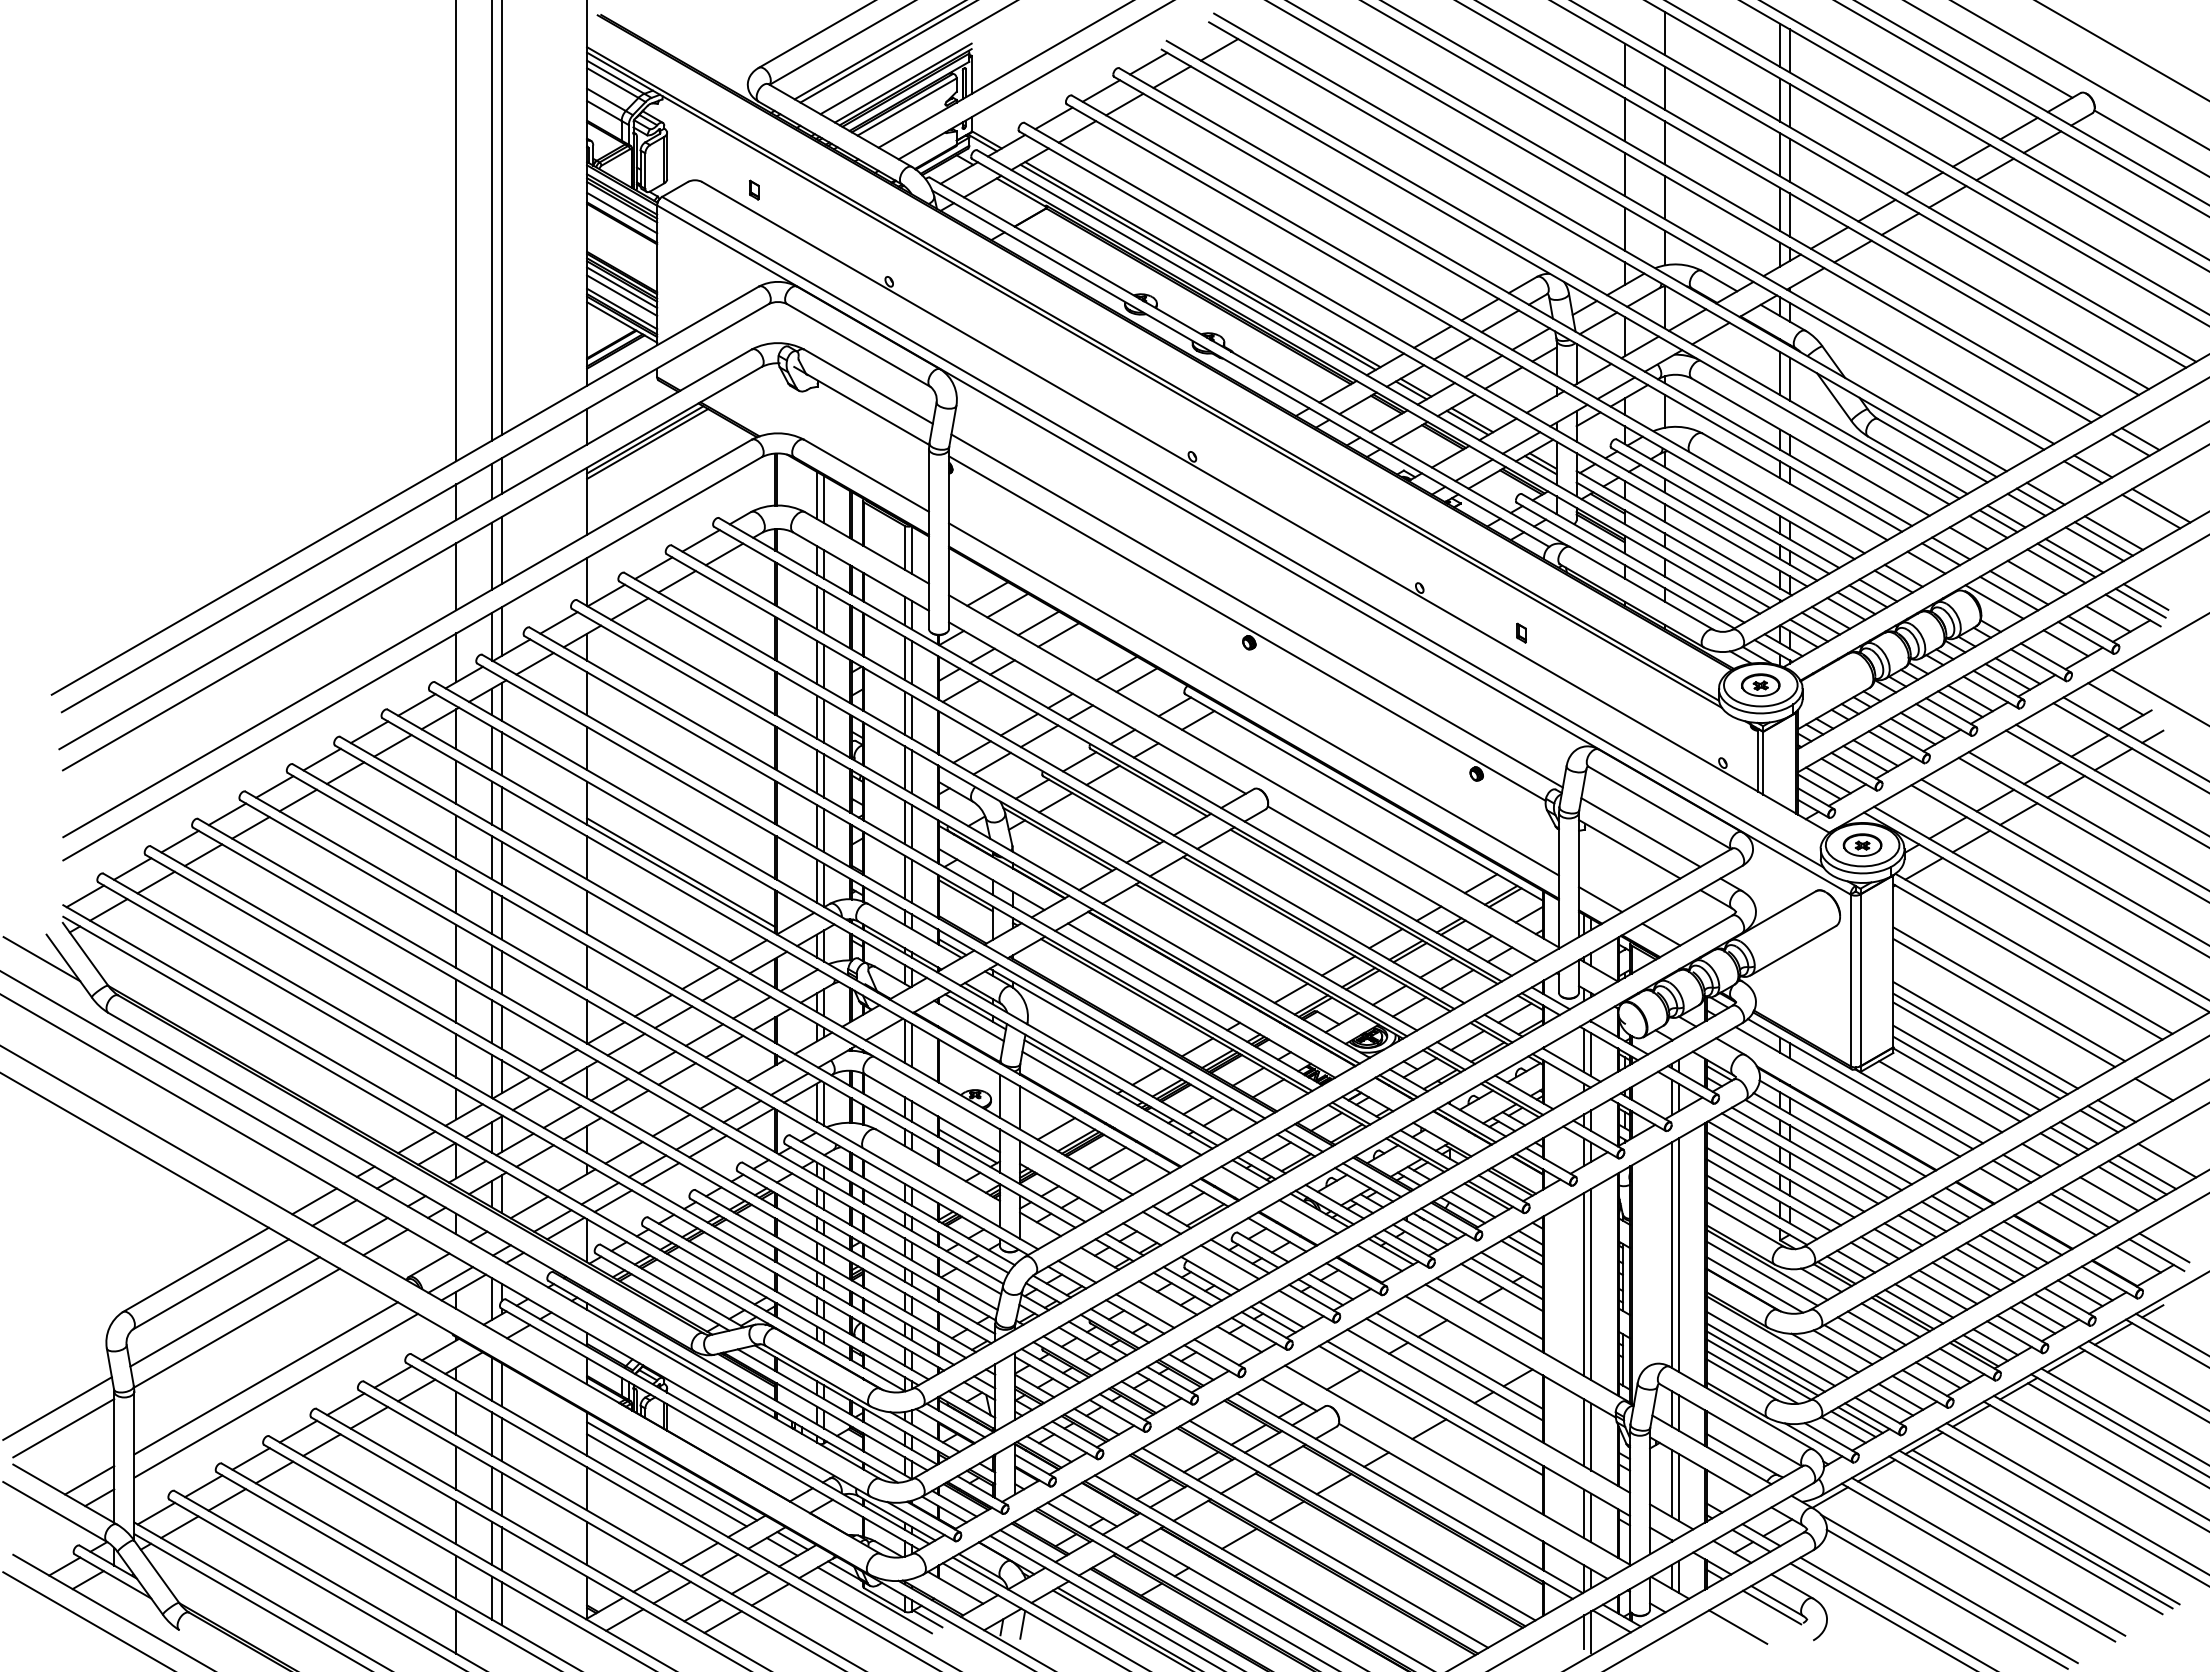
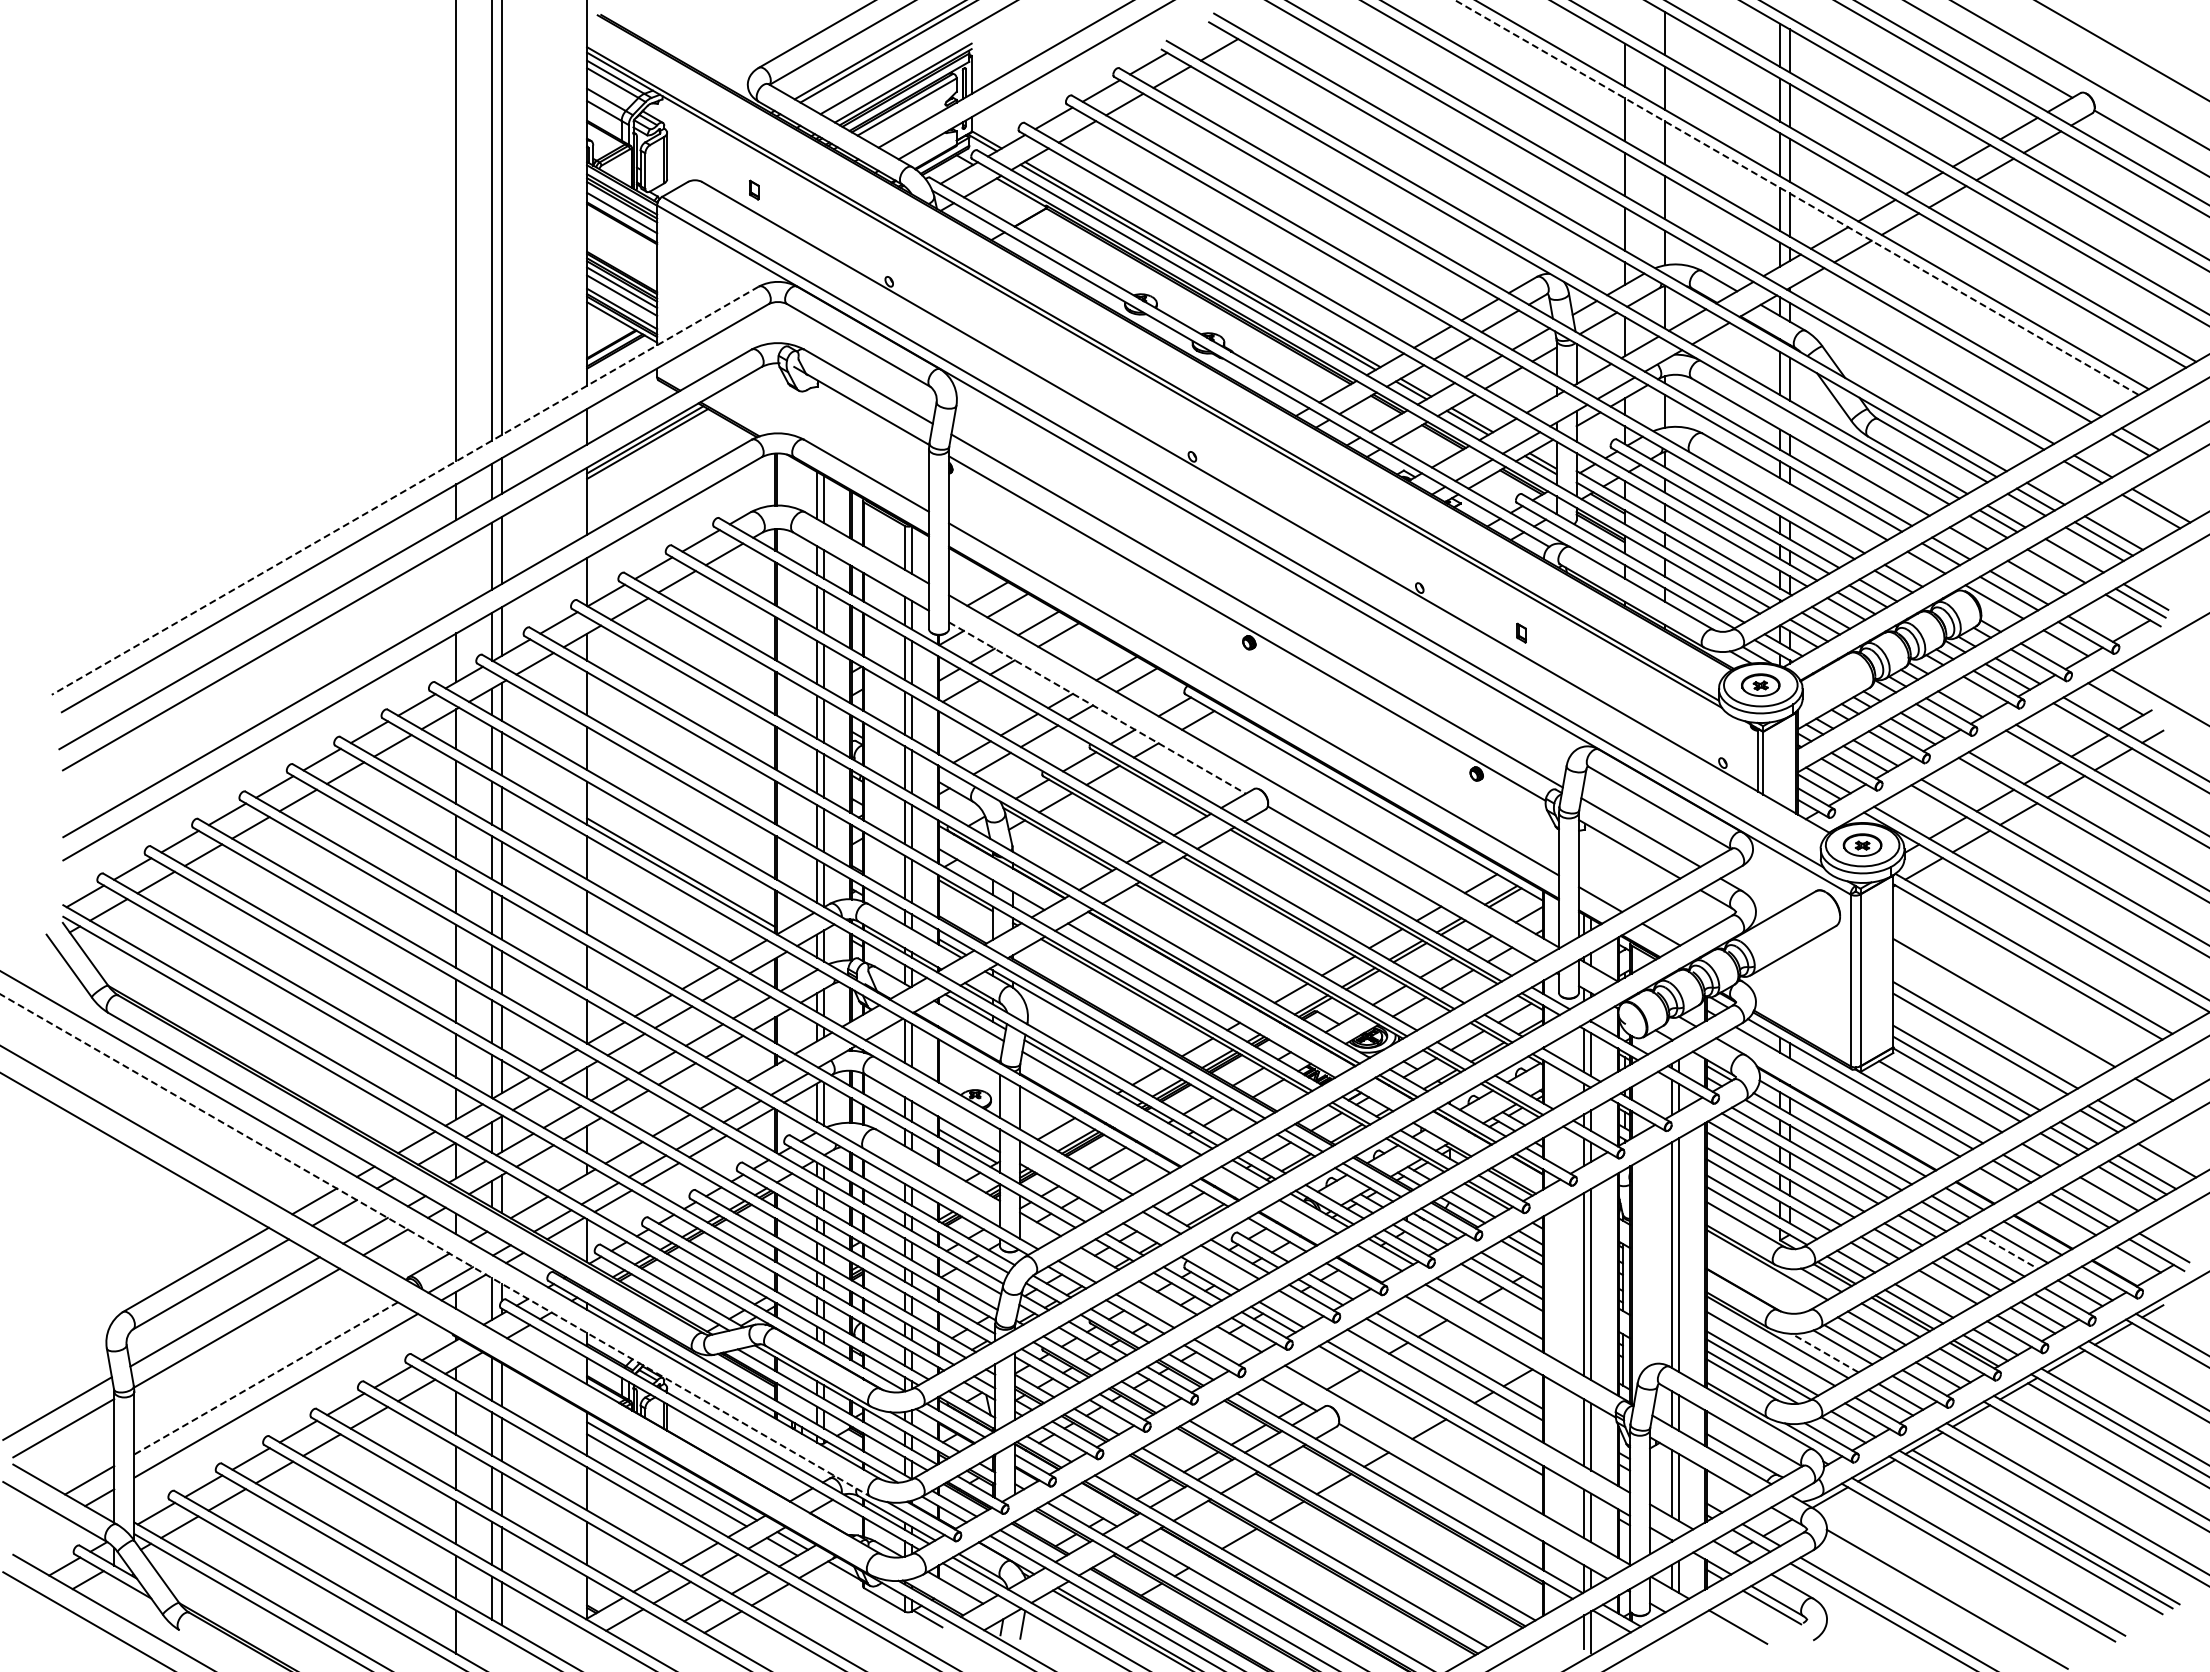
line: solid -> dashed (1796, 197)
line: solid -> dashed (404, 491)
line: present -> none (2066, 560)
line: present -> none (456, 576)
line: present -> none (2107, 618)
line: present -> none (1970, 698)
line: solid -> dashed (1097, 708)
line: present -> none (41, 959)
line: present -> none (2009, 994)
line: present -> none (1976, 1050)
line: solid -> dashed (435, 1245)
line: solid -> dashed (2008, 1252)
line: present -> none (1761, 1273)
line: present -> none (1754, 1284)
line: present -> none (1938, 1292)
line: solid -> dashed (1825, 1353)
line: present -> none (1765, 1357)
line: solid -> dashed (265, 1378)
line: present -> none (1860, 1420)
line: present -> none (1948, 1588)
line: present -> none (874, 1600)
